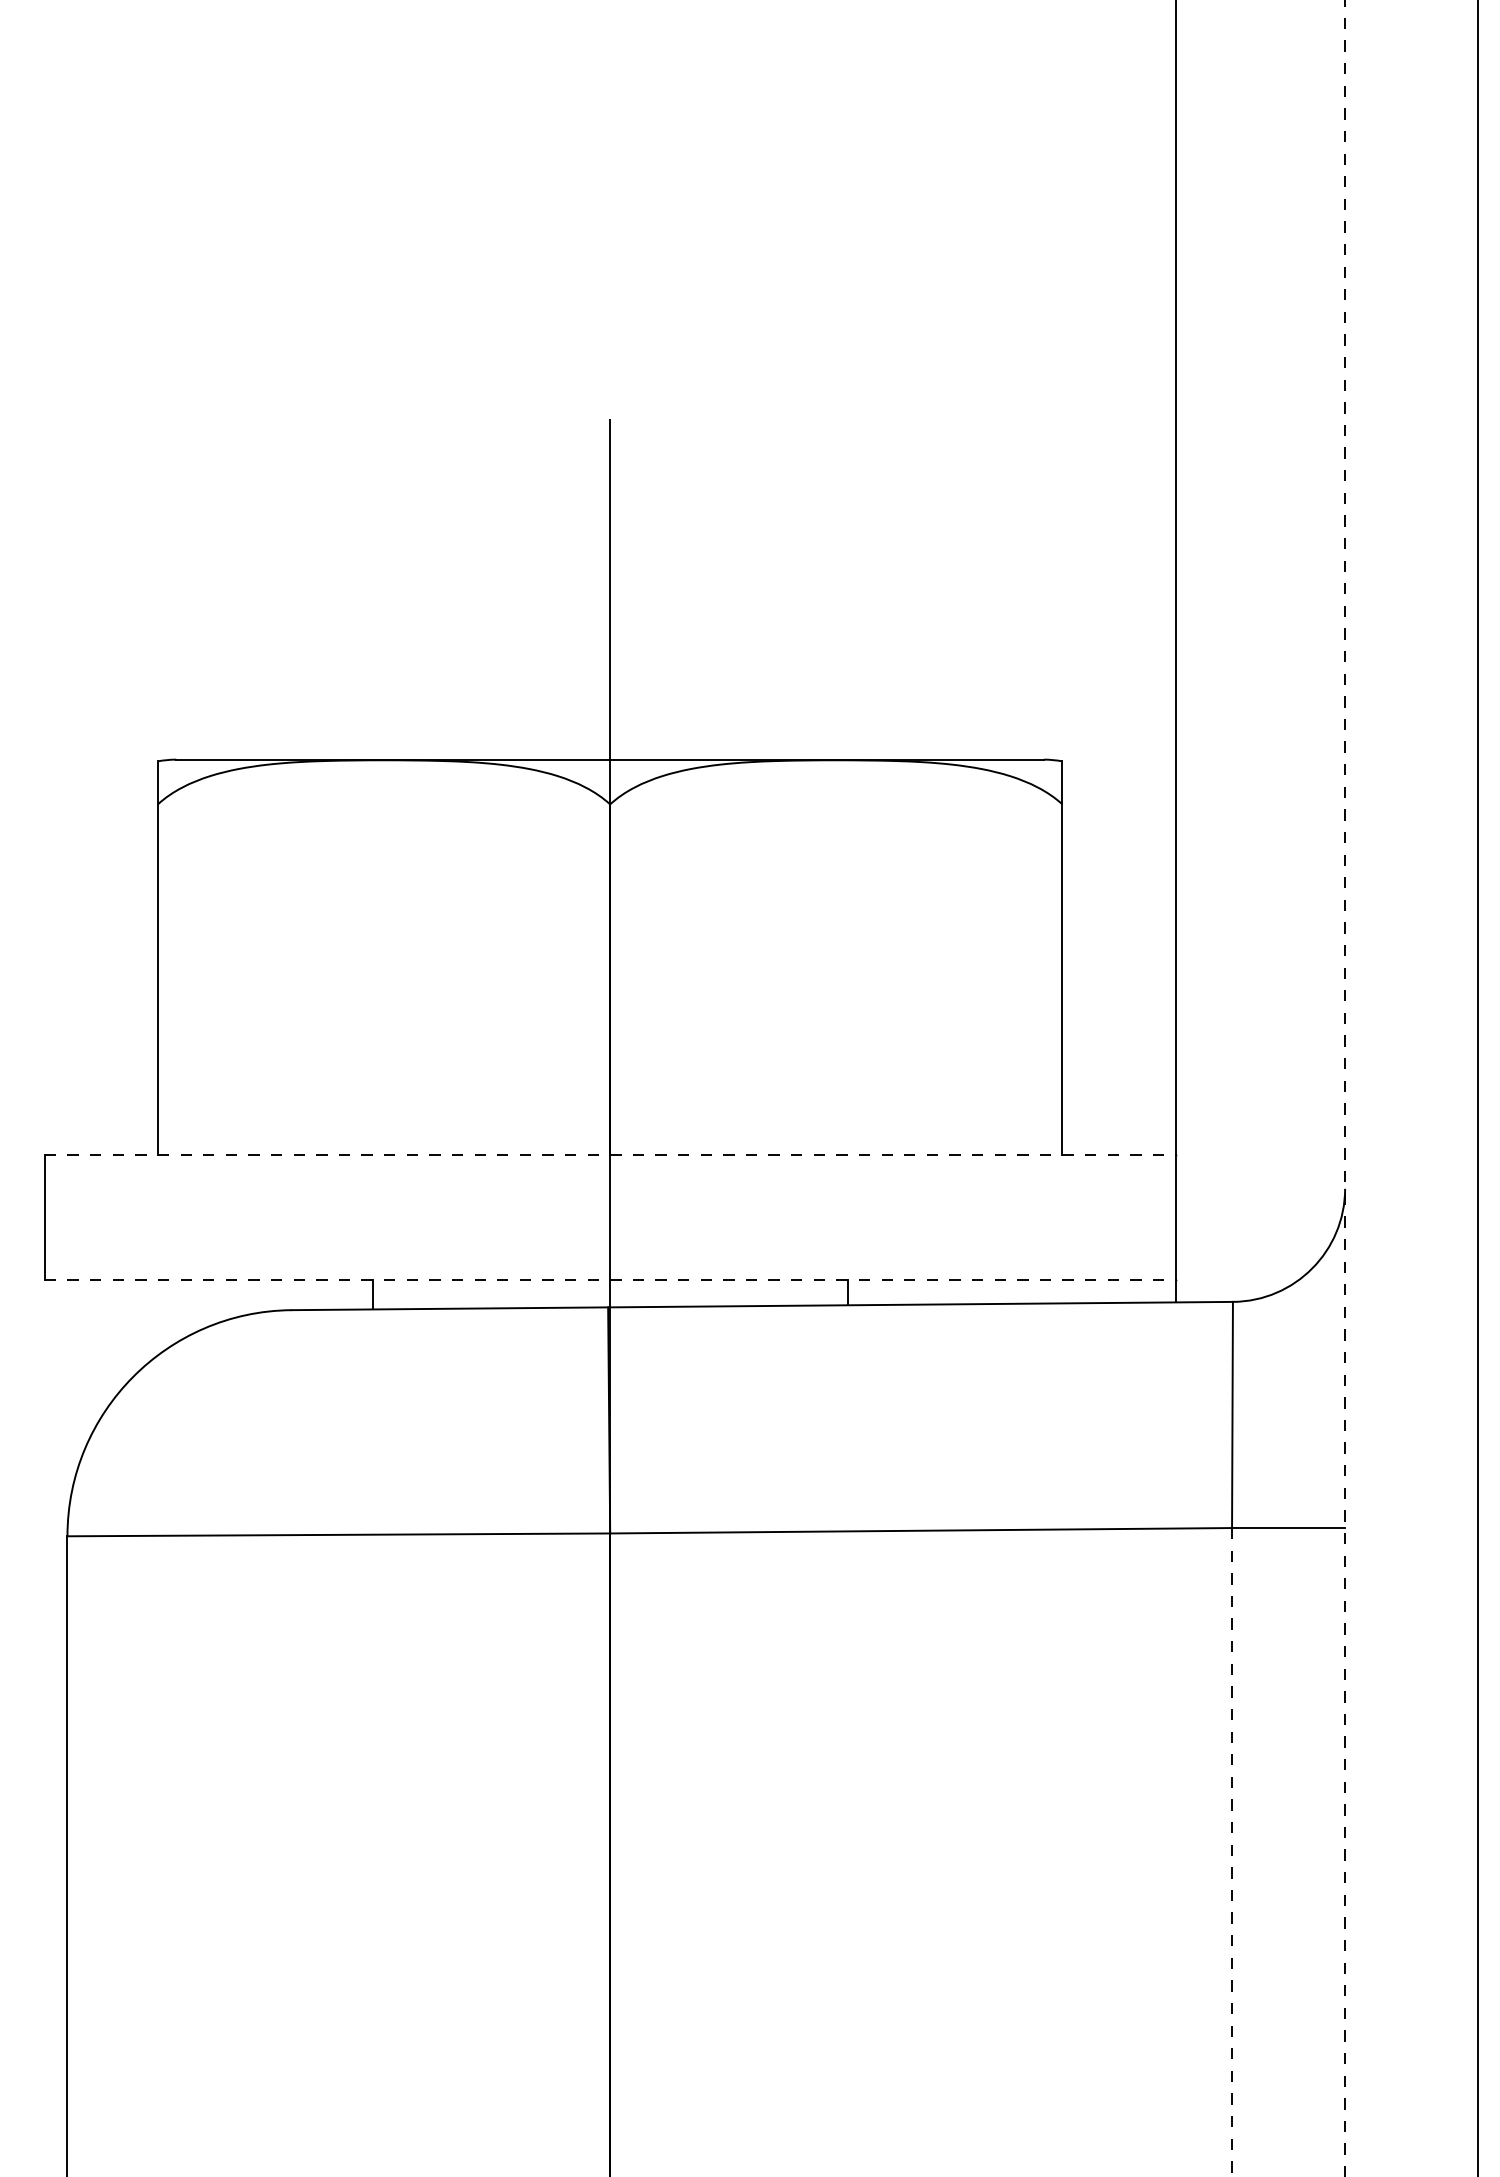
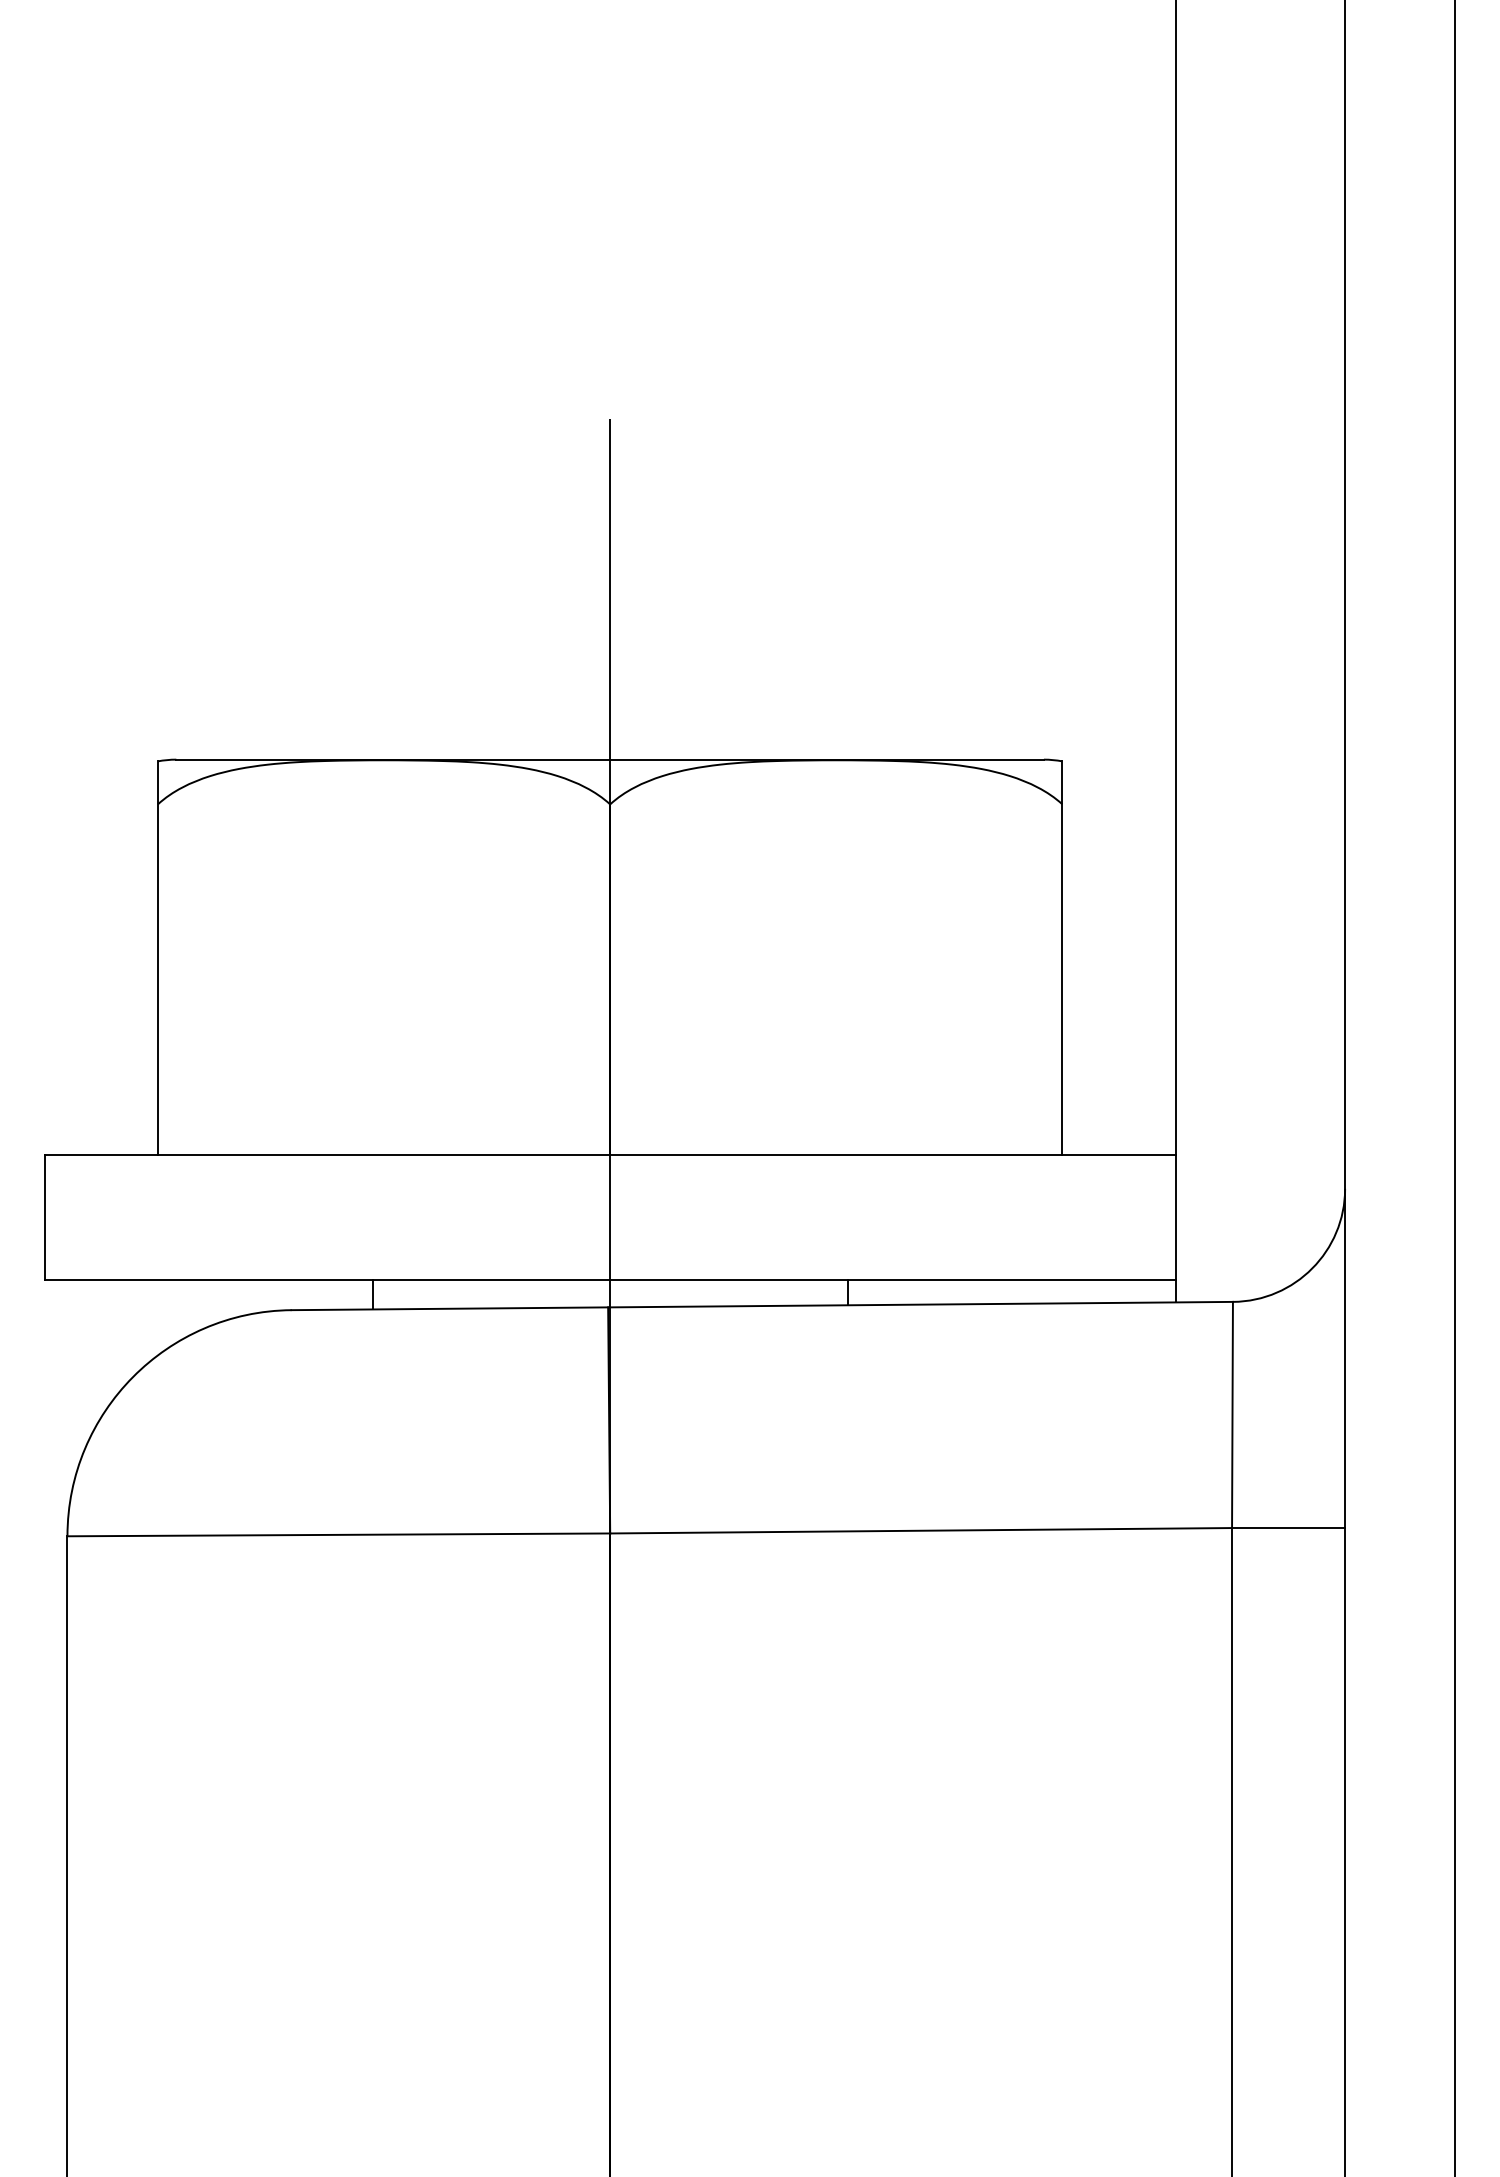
line position: (1478, 1087) -> (1455, 1087) (1455, 1087)
line: dashed -> solid (1345, 1088)
line: dashed -> solid (610, 1155)
line: dashed -> solid (610, 1279)
line: dashed -> solid (1232, 1852)
